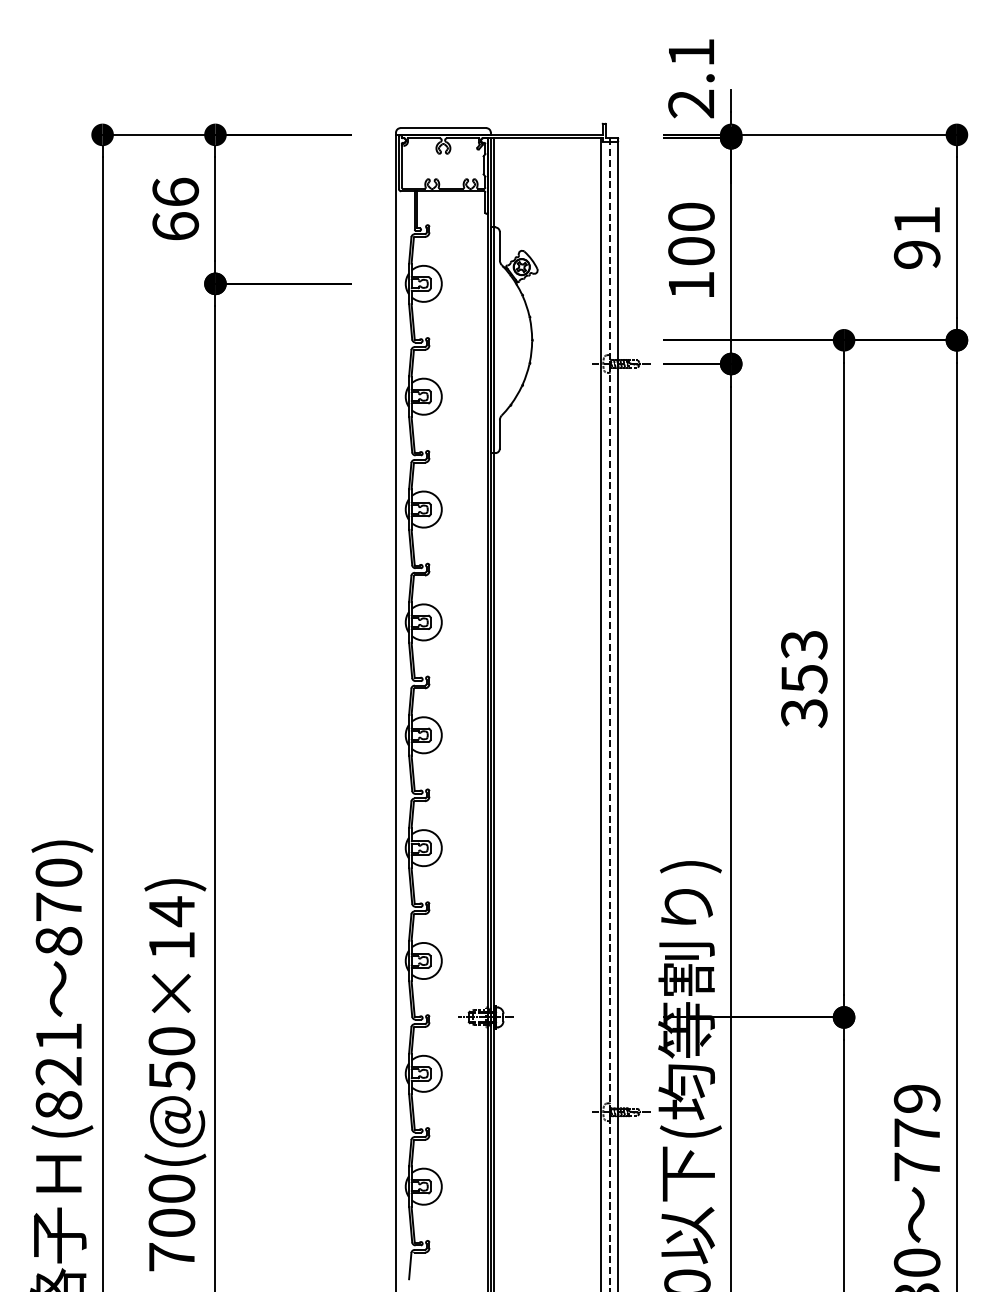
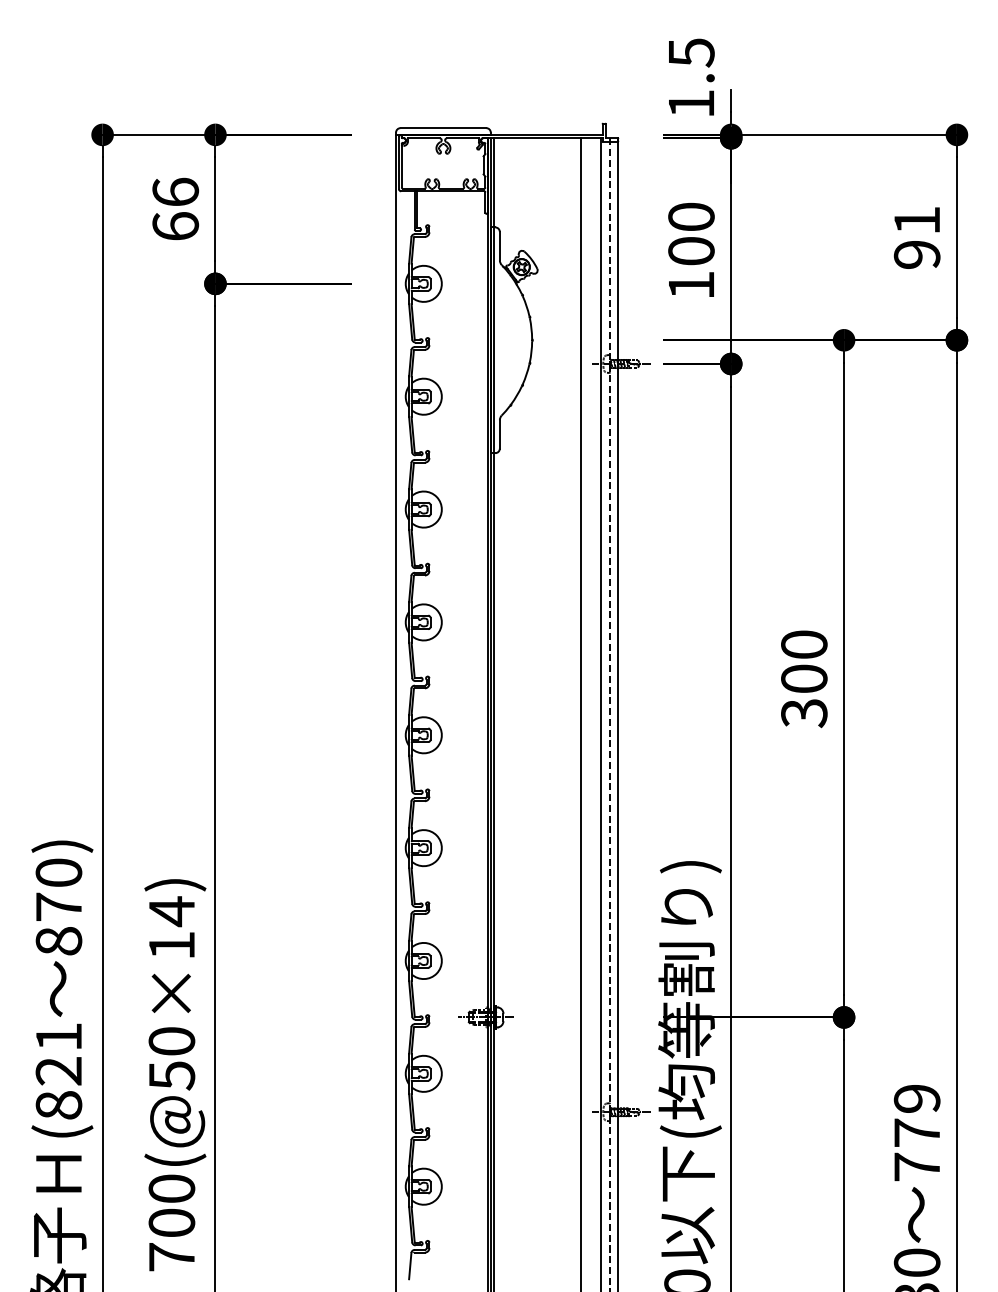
text: 2.1 -> 1.5 (691, 78)
text: 353 -> 300 (804, 661)
line: none -> present (581, 713)
